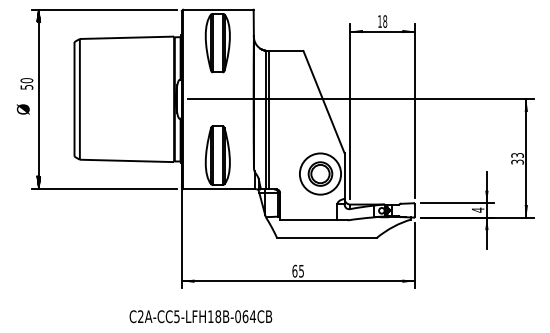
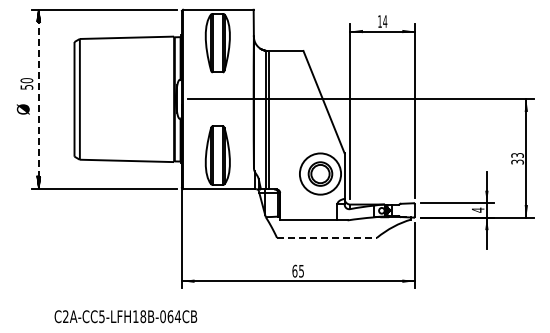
text: 18 -> 14 (385, 21)
line: solid -> dashed (38, 99)
line: solid -> dashed (326, 237)
text position: (200, 316) -> (125, 316) (125, 316)
